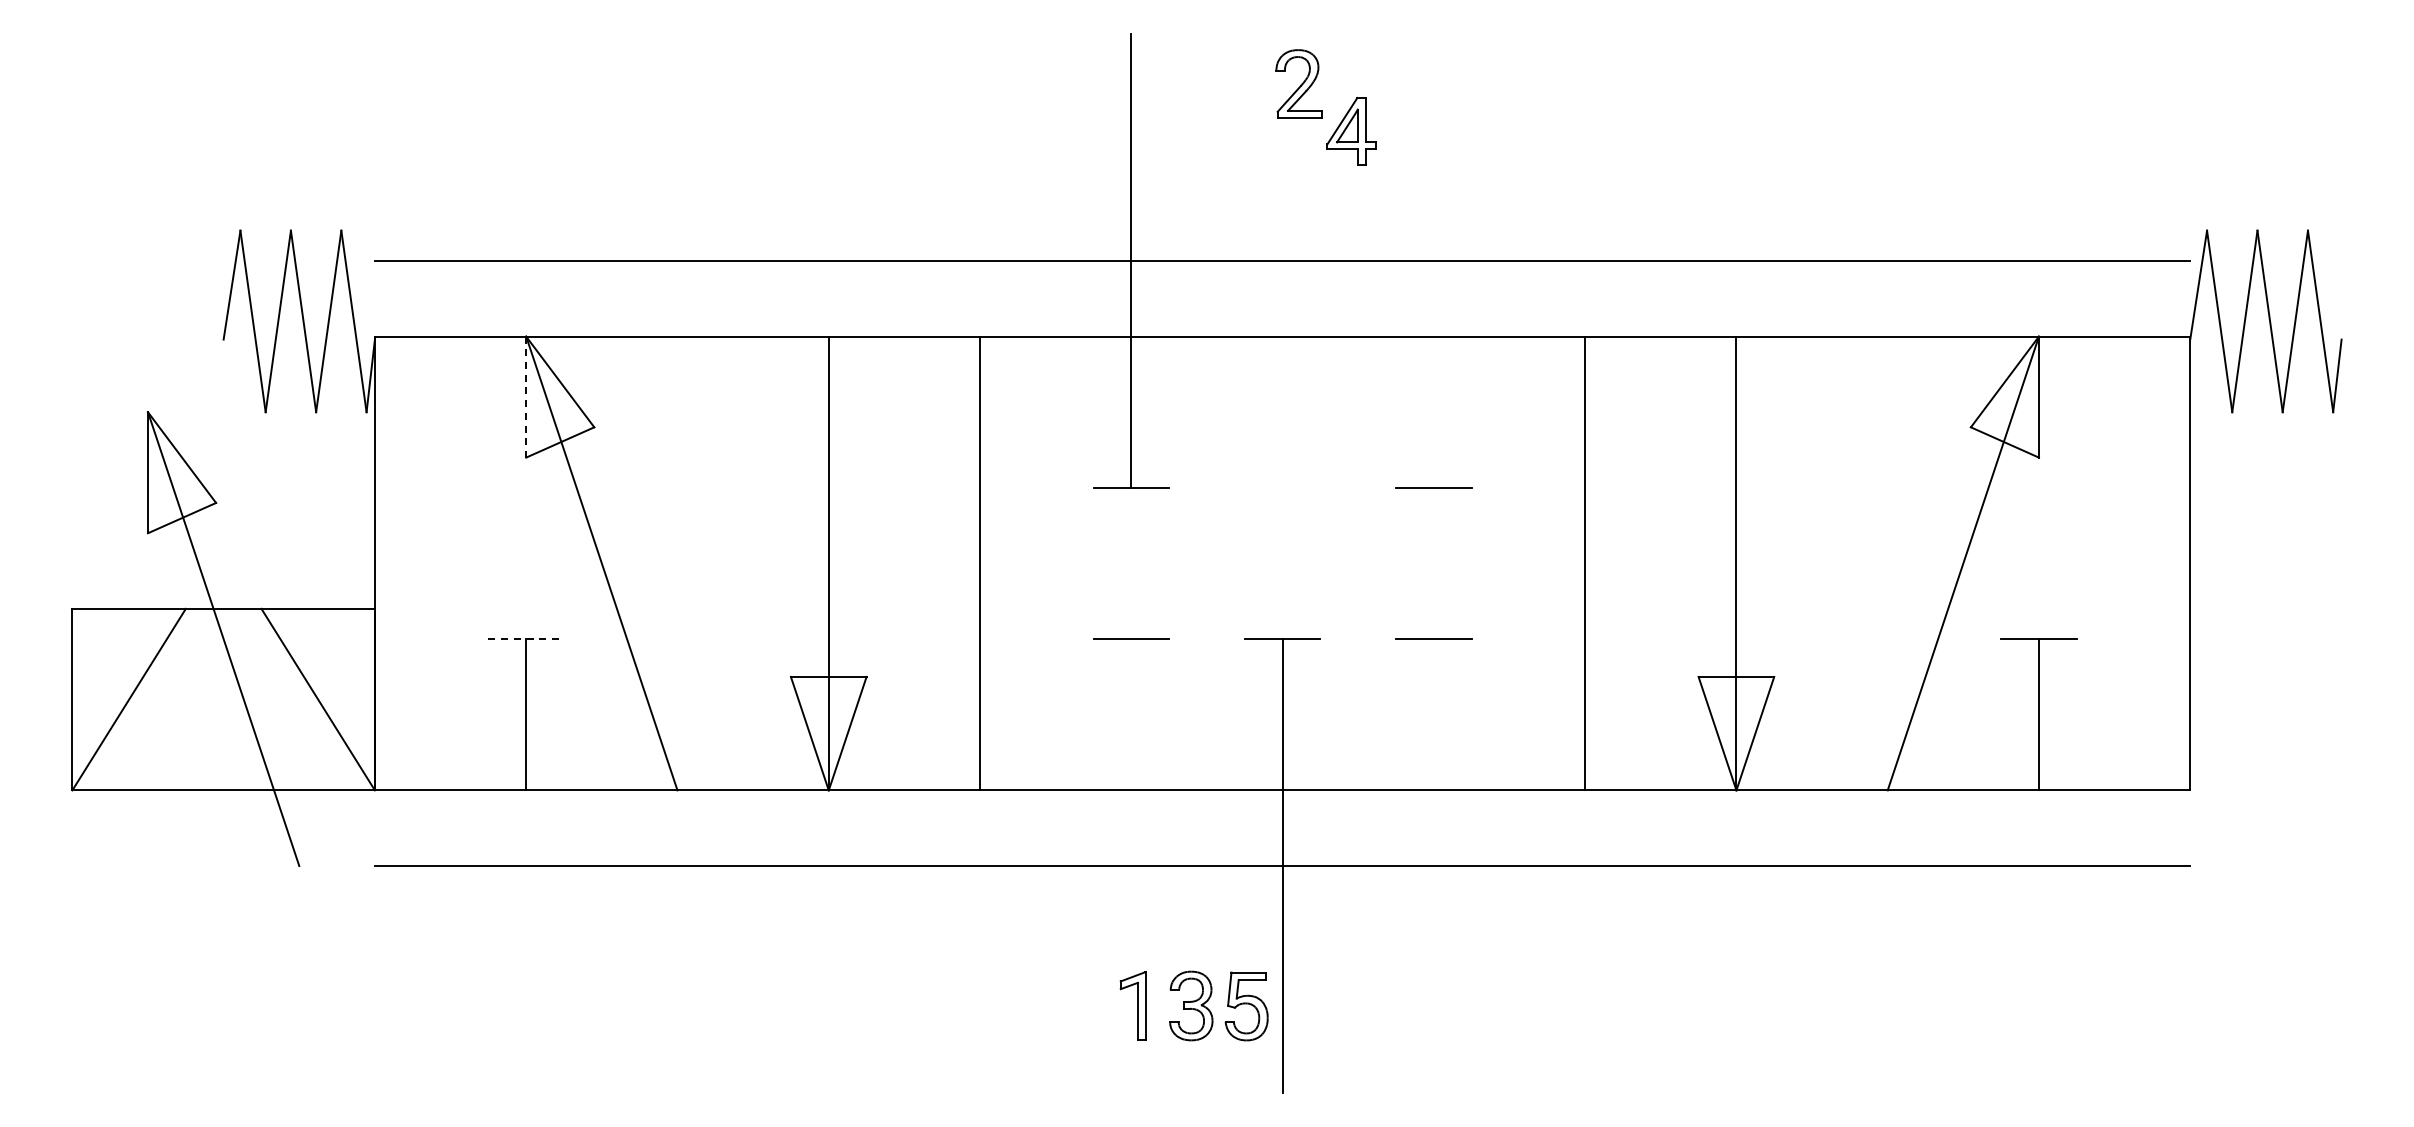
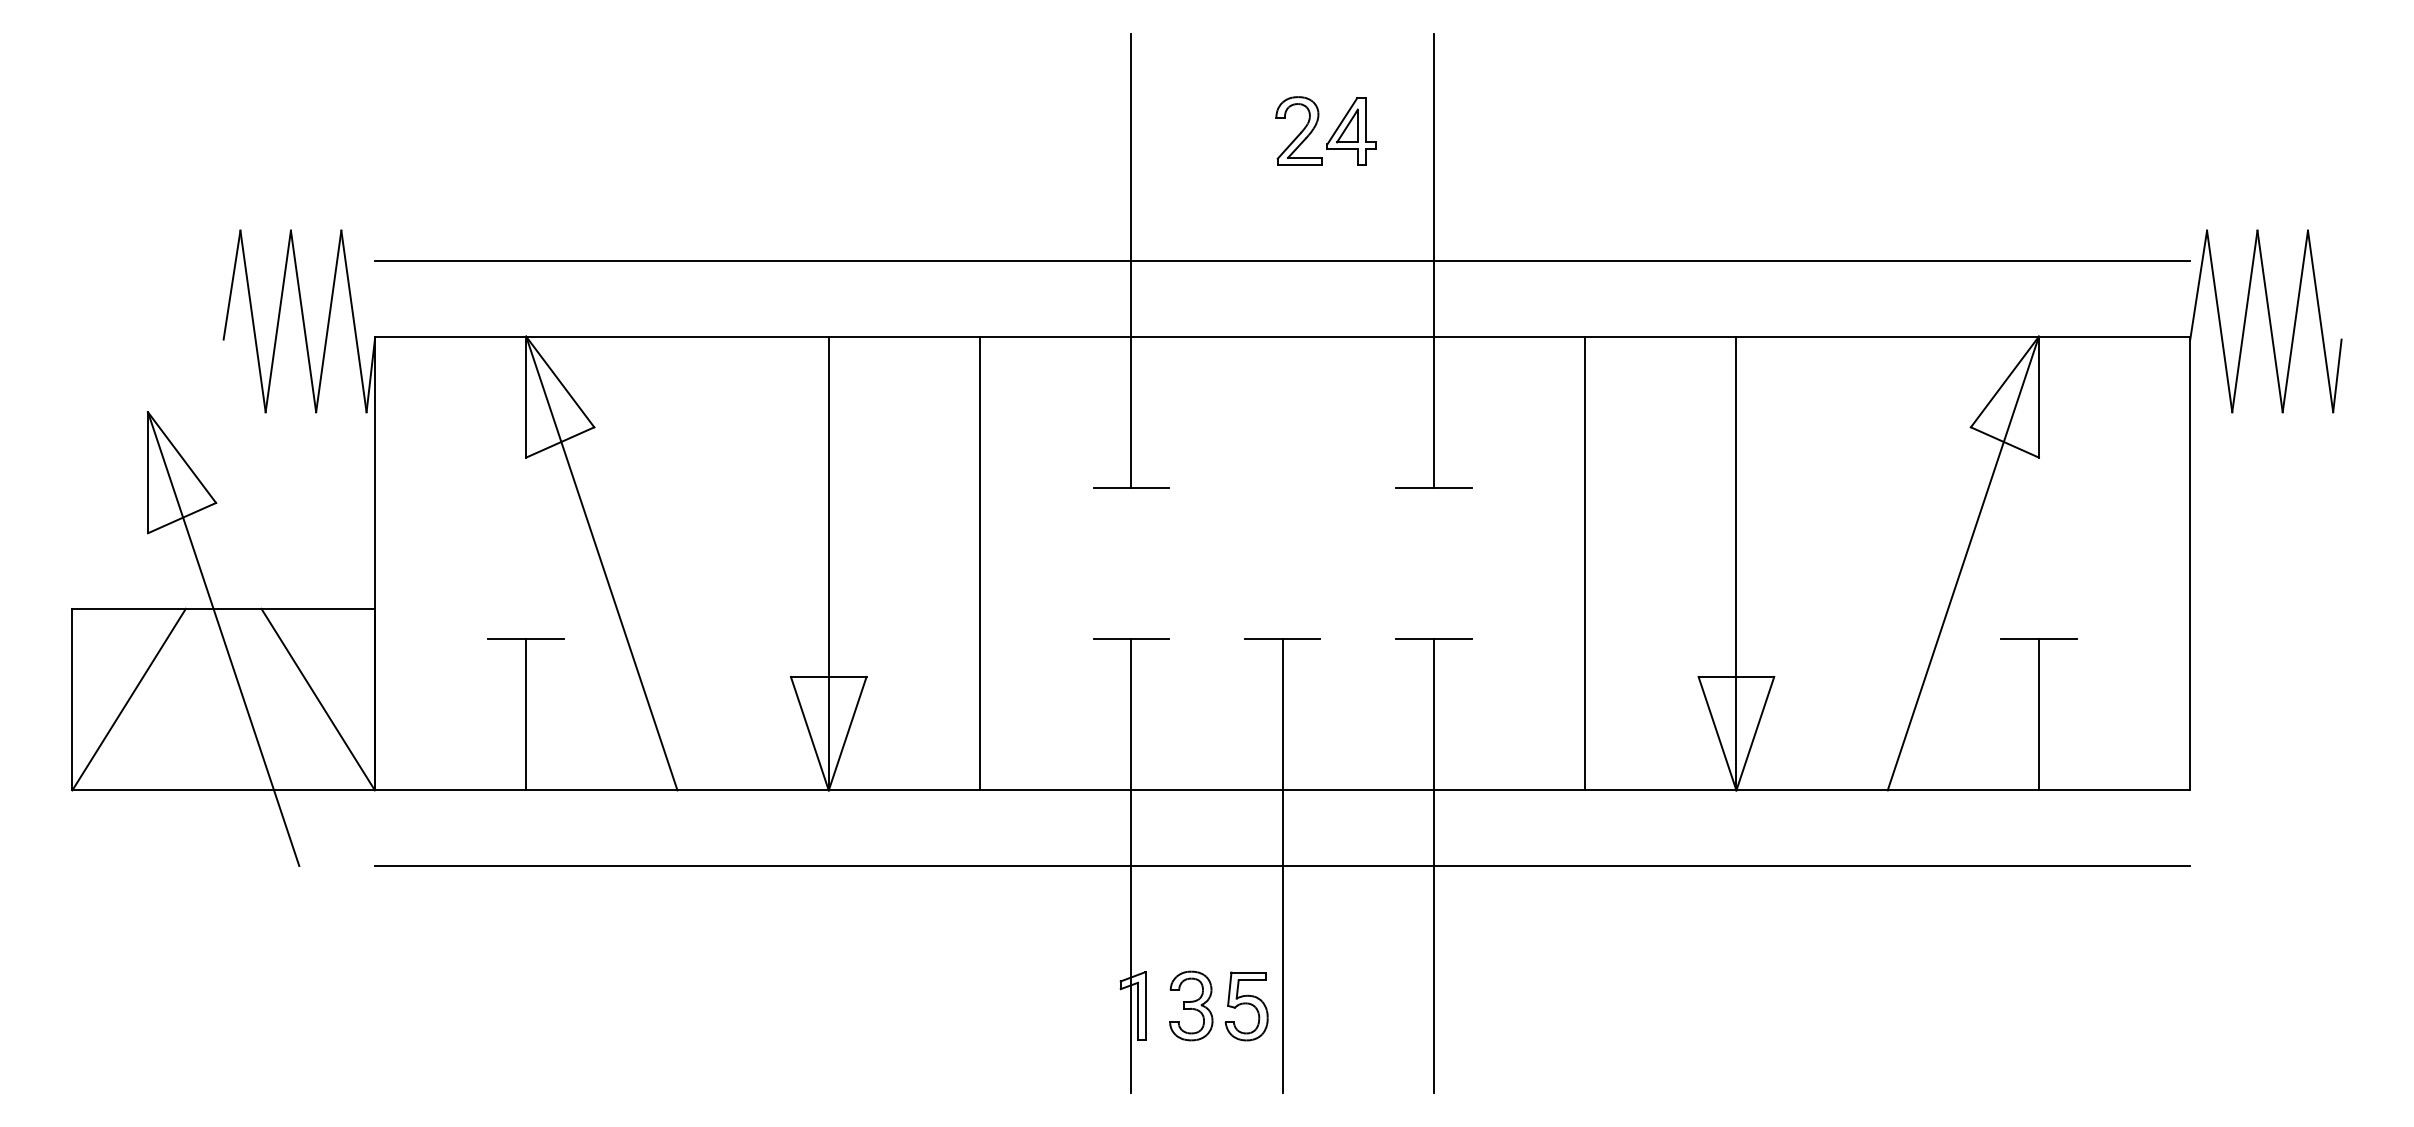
part position: (1298, 83) -> (1298, 130) (1298, 130)
line: none -> present (1433, 260)
line: dashed -> solid (526, 397)
line: dashed -> solid (526, 639)
line: none -> present (1131, 865)
line: none -> present (1433, 865)
